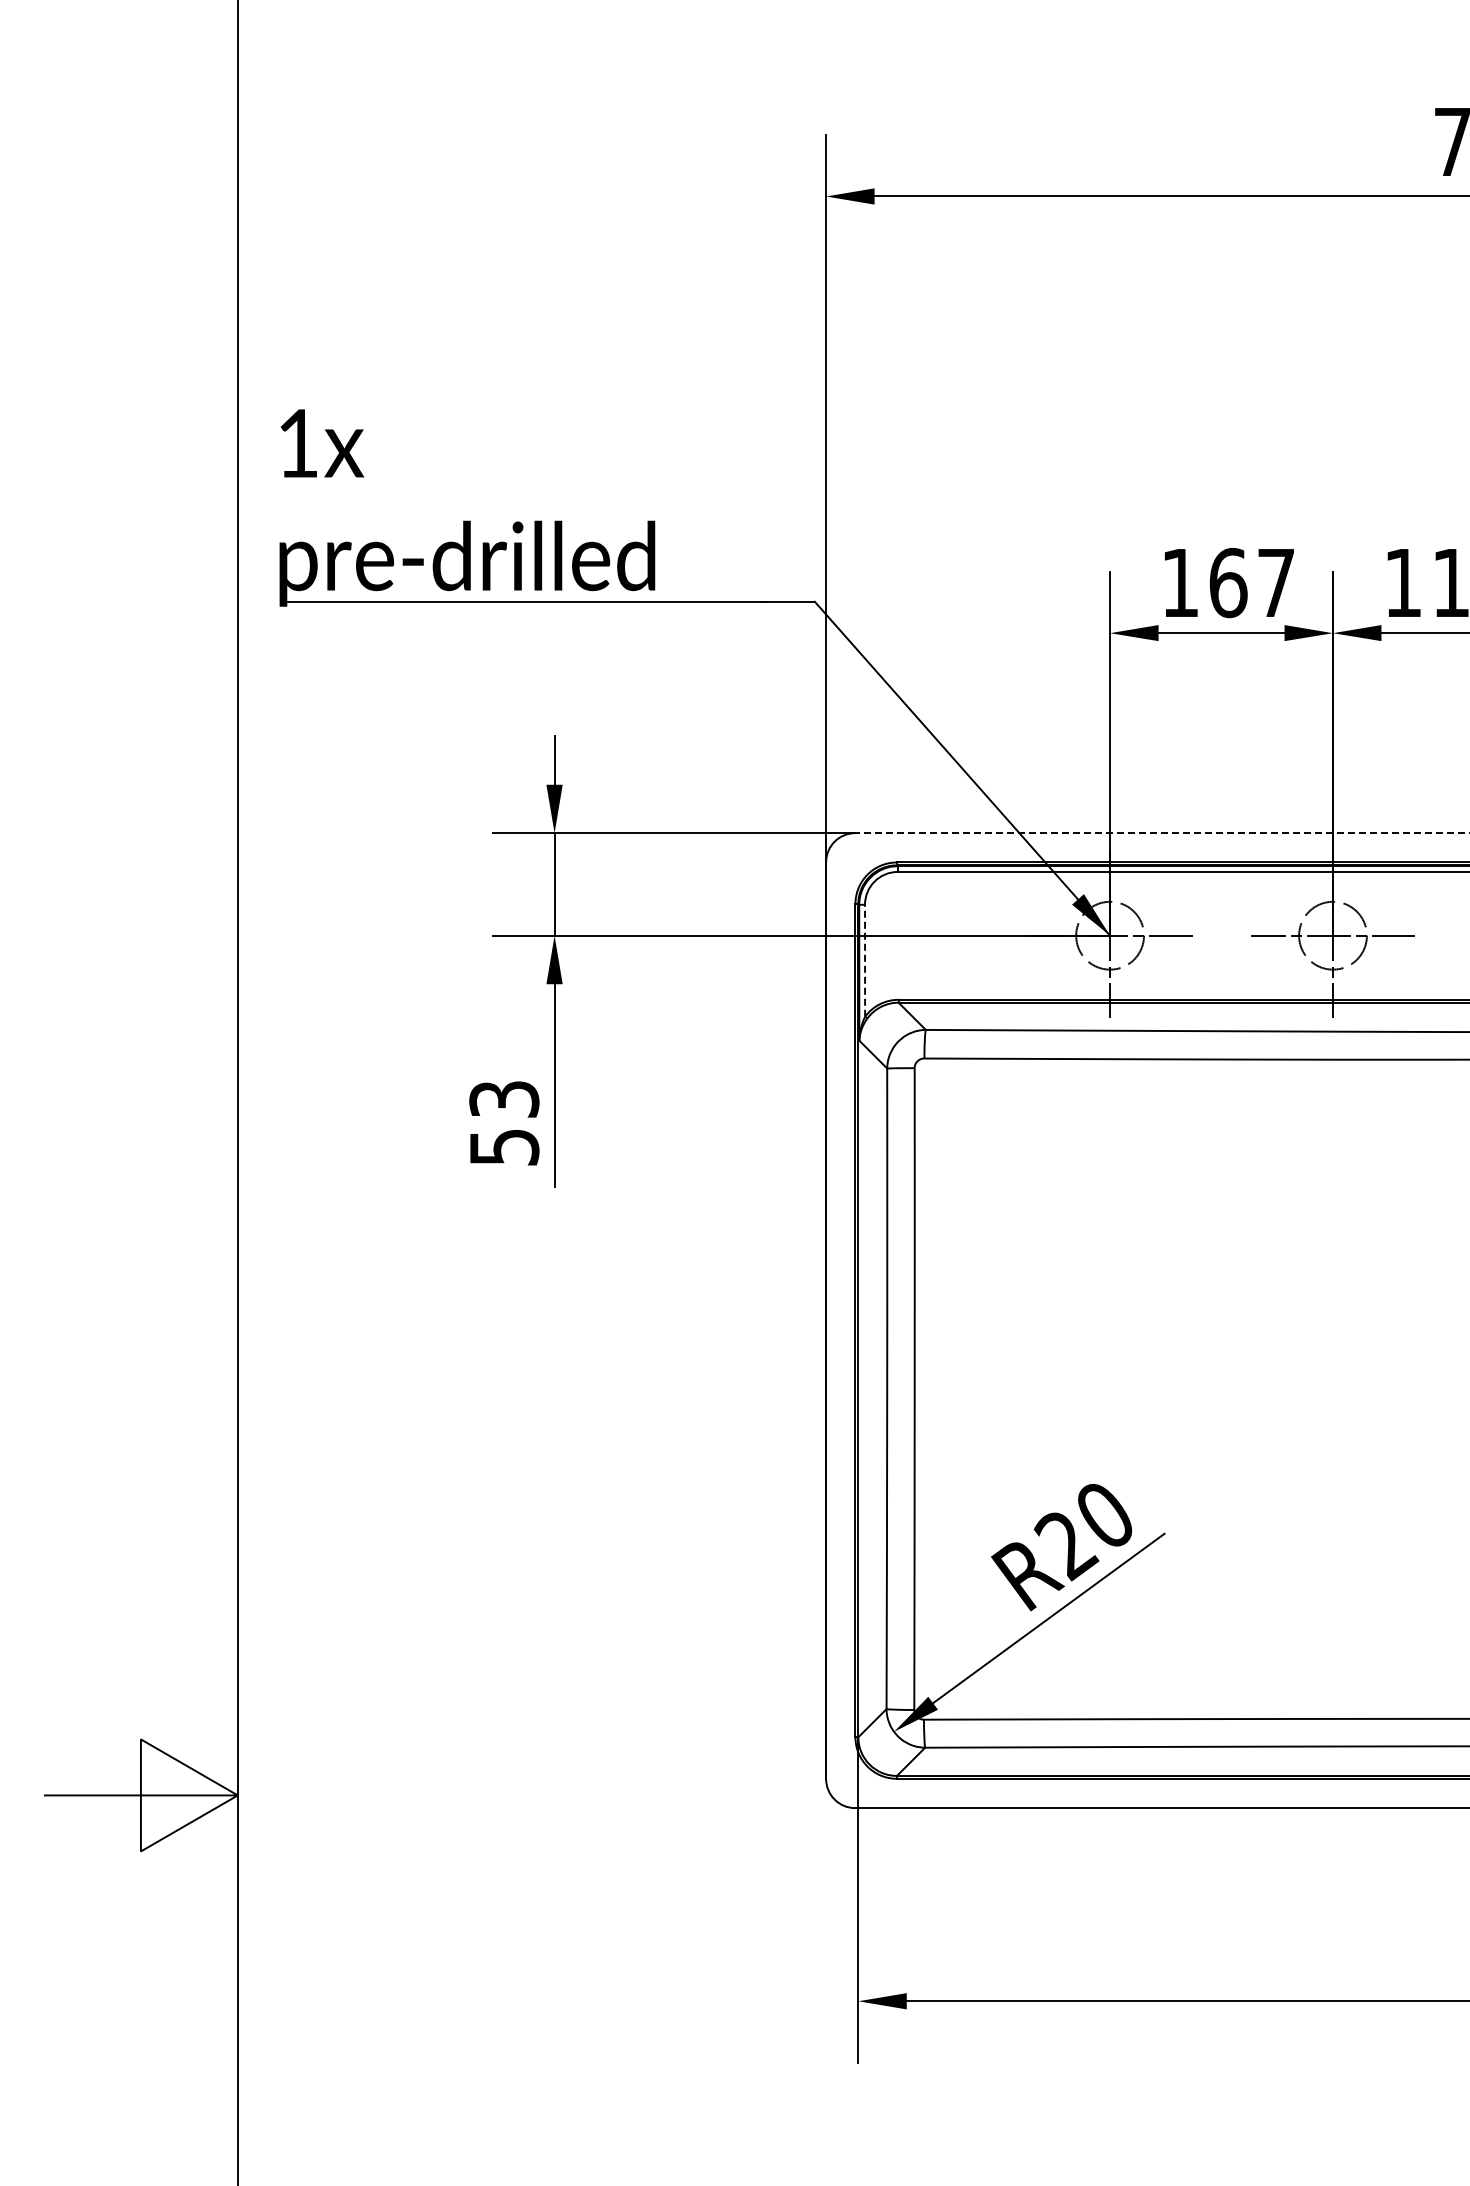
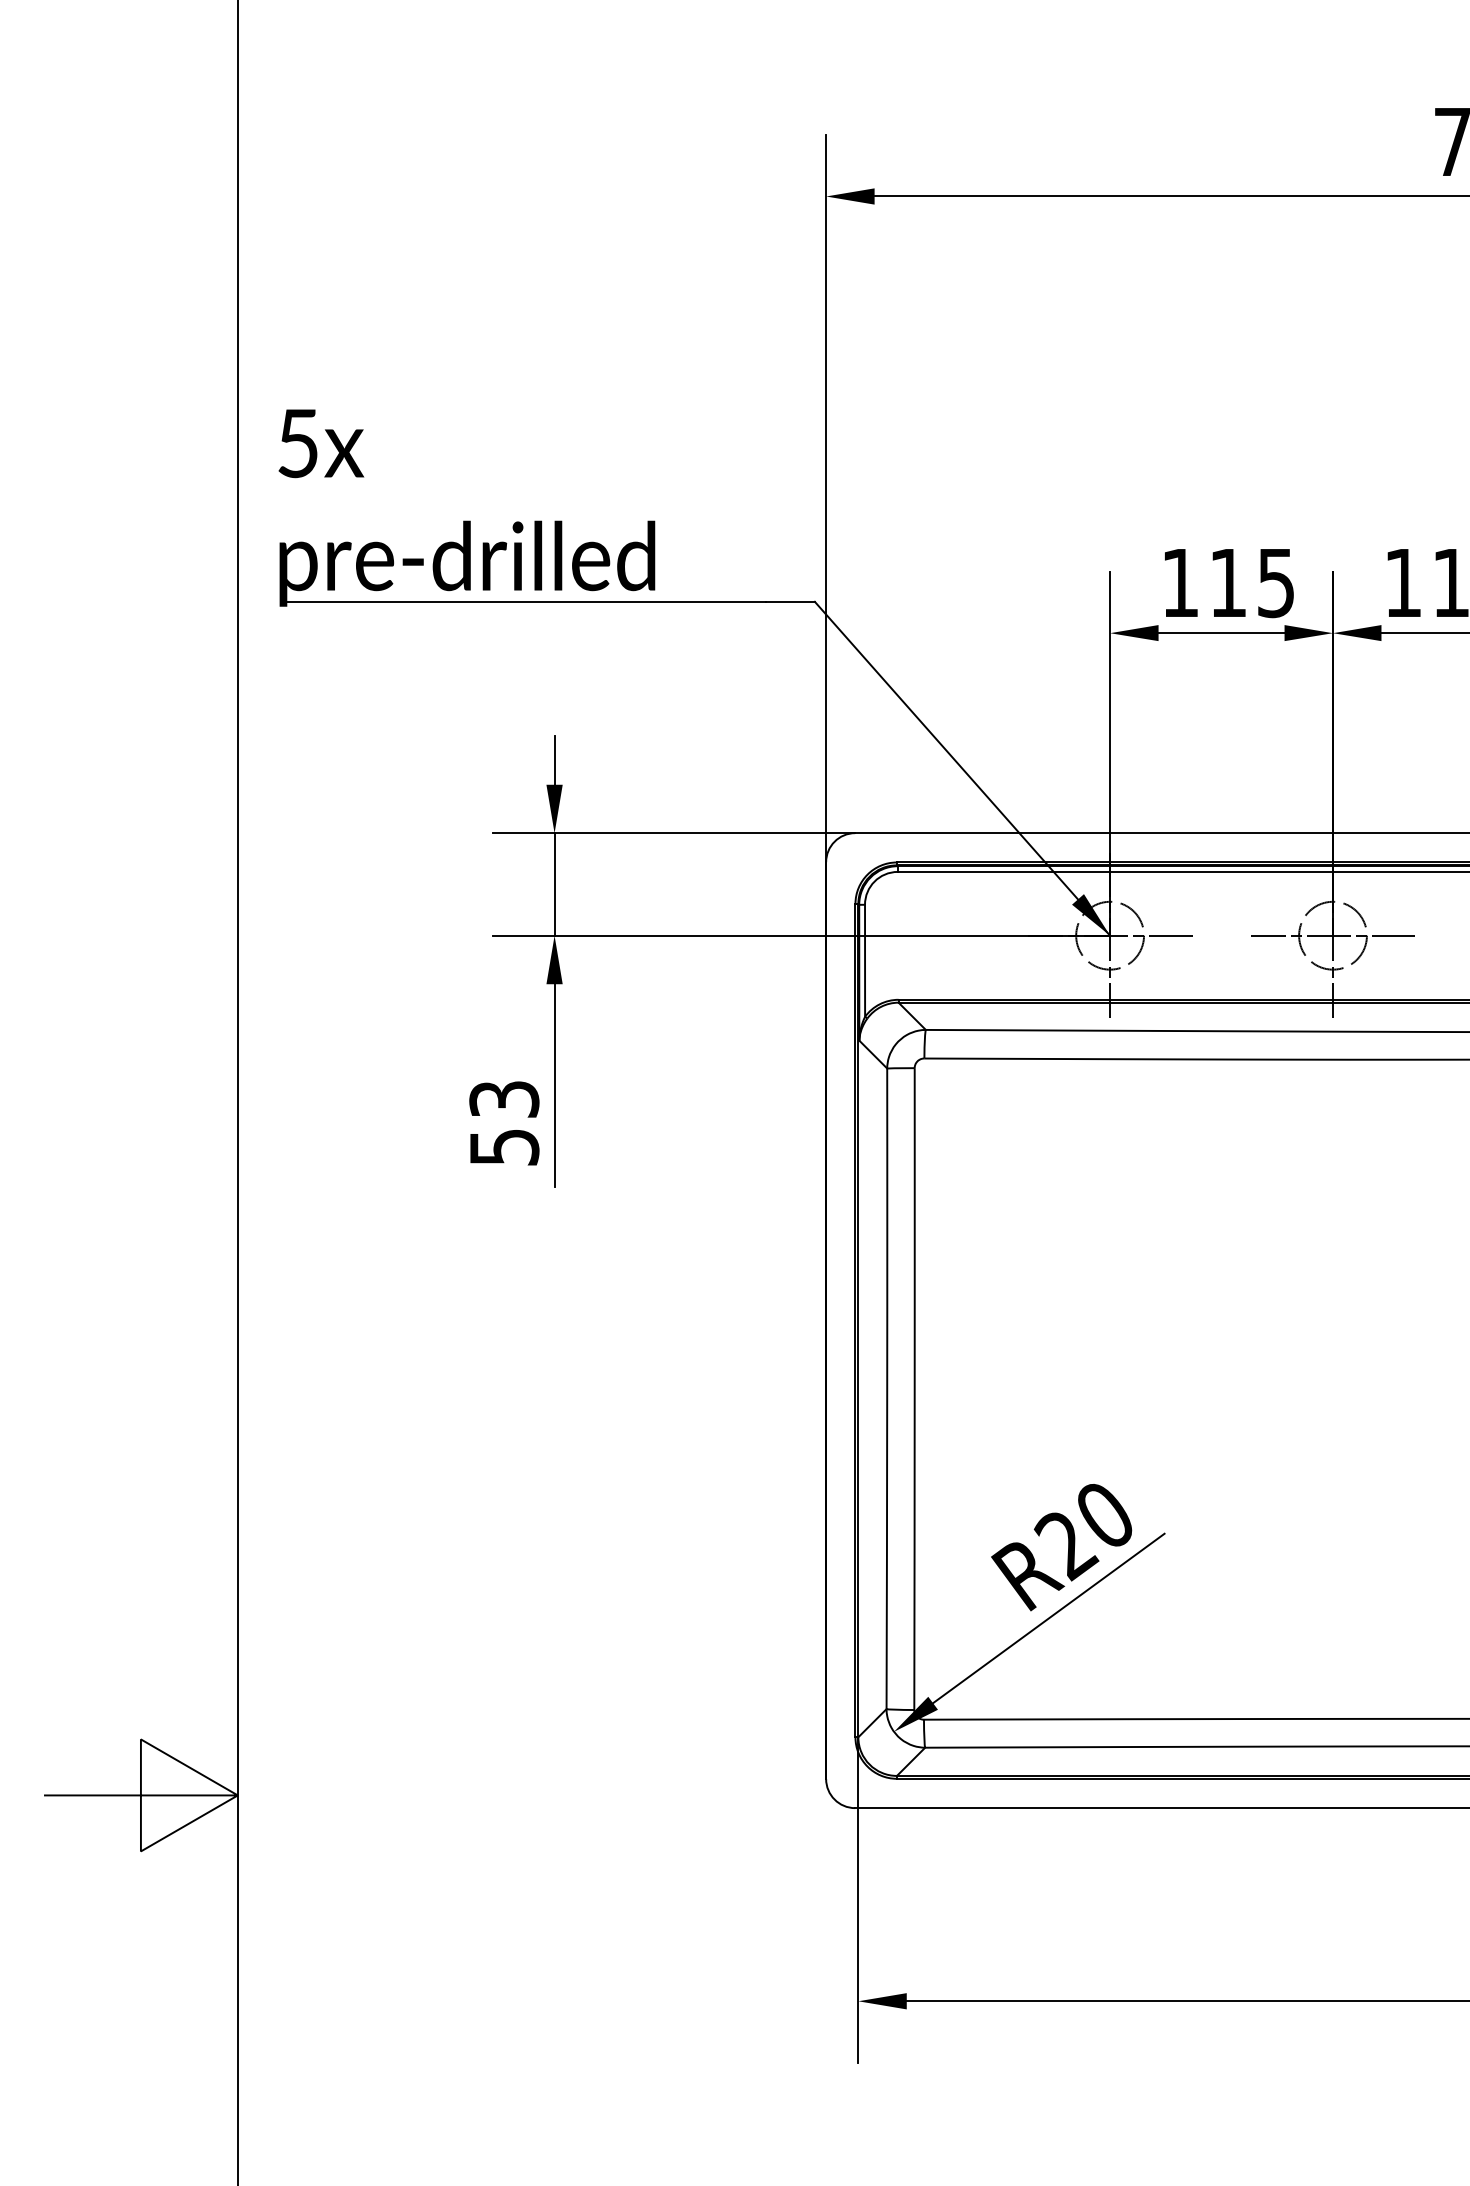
text: 1x -> 5x (297, 443)
text: 167 -> 115 (1251, 582)
line: dashed -> solid (1162, 833)
line: dashed -> solid (865, 960)
